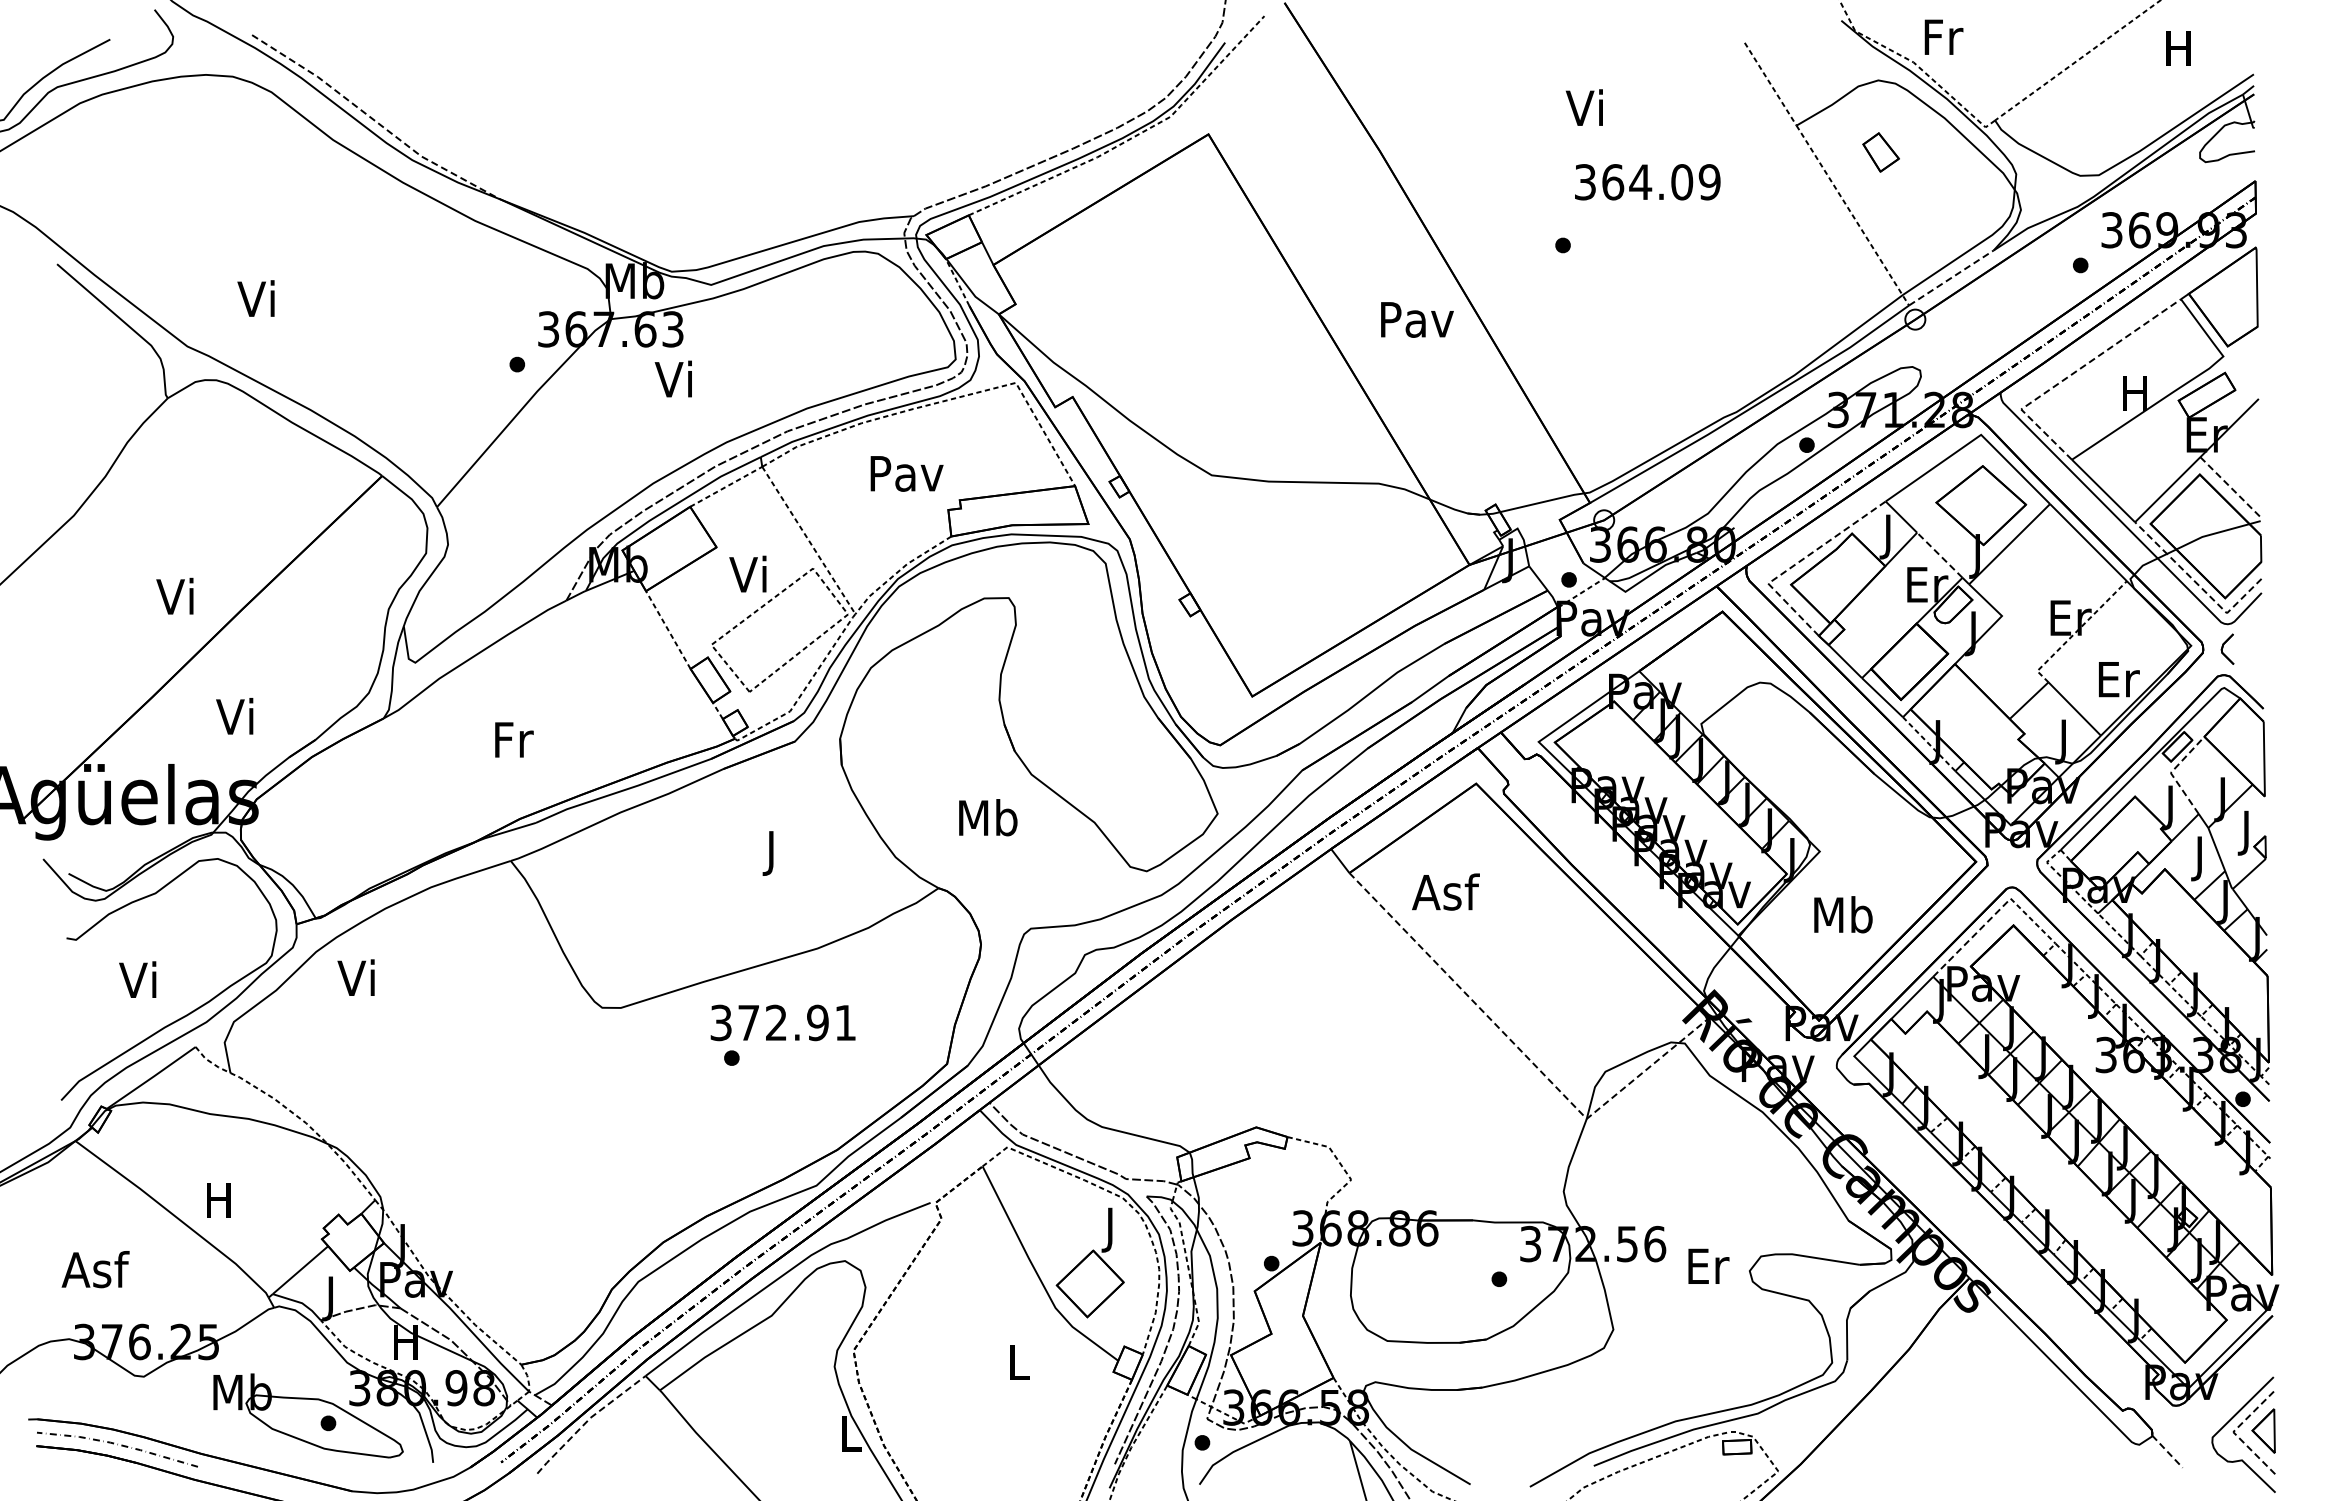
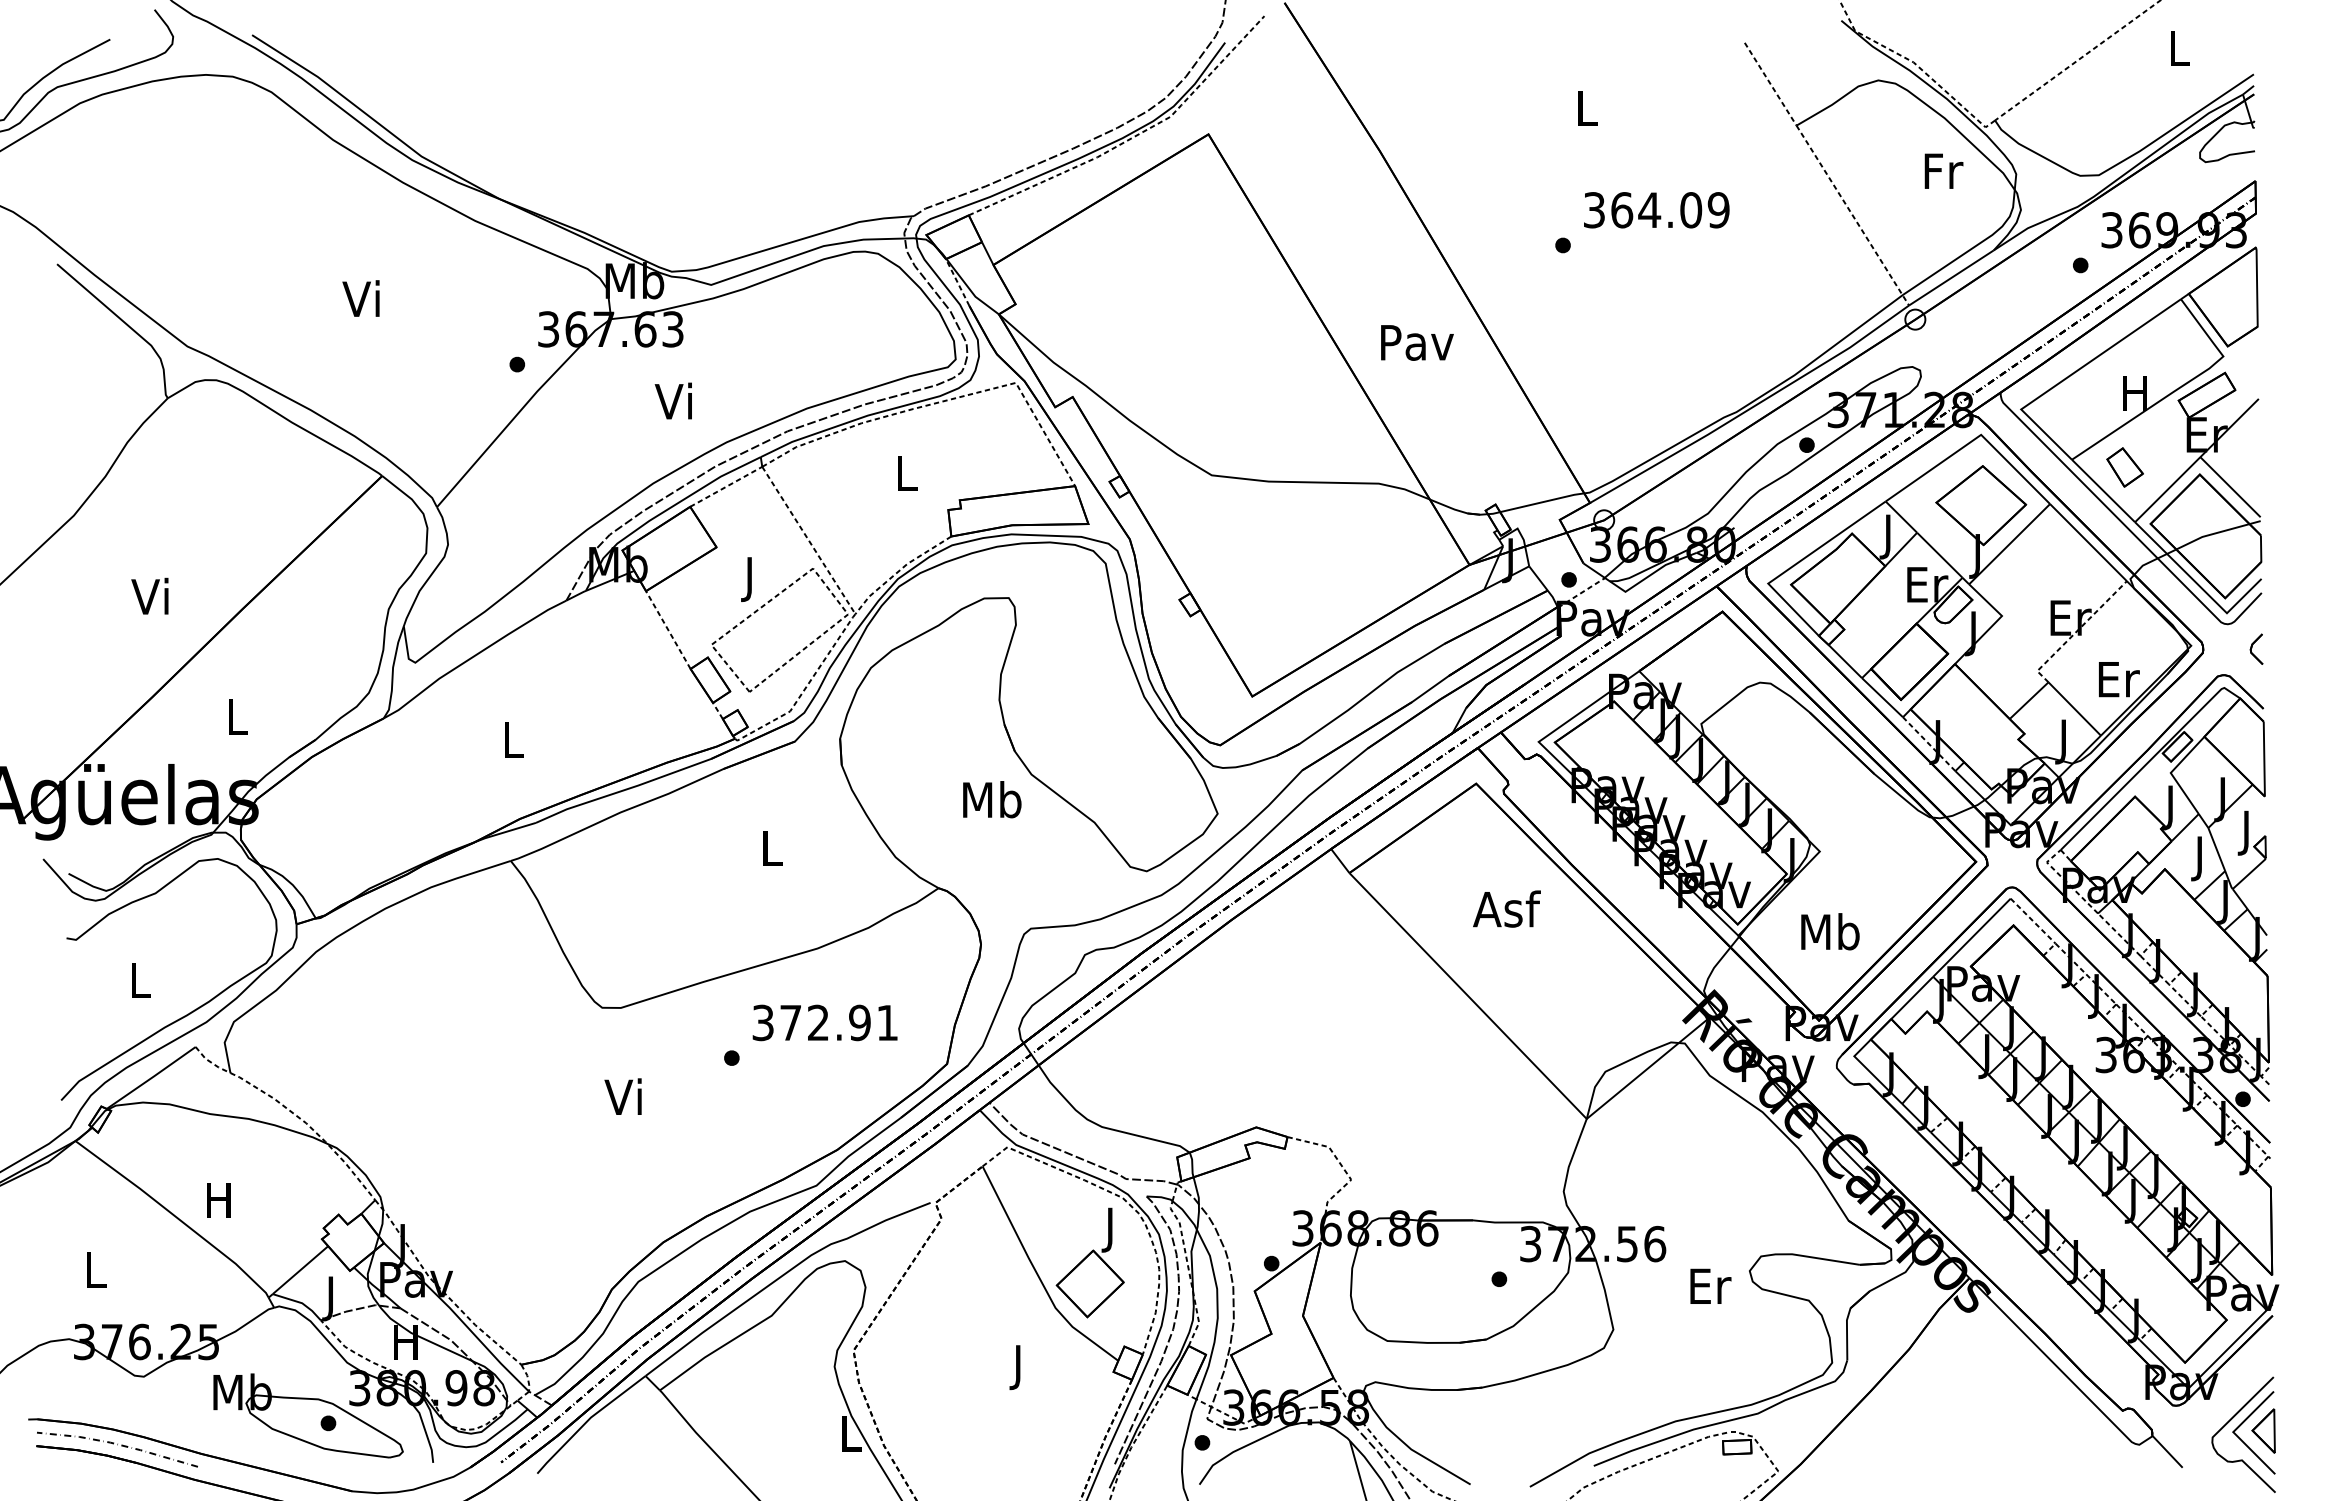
text position: (1943, 36) -> (1943, 170) (1943, 170)
text: H -> L (2178, 48)
text: Vi -> L (1583, 107)
line: dashed -> solid (374, 120)
part position: (1880, 152) -> (2124, 467) (2124, 467)
text position: (1647, 182) -> (1656, 210) (1656, 210)
line: dashed -> solid (1951, 277)
text position: (255, 298) -> (360, 298) (360, 298)
text position: (1417, 319) -> (1417, 342) (1417, 342)
line: dashed -> solid (2071, 374)
text position: (672, 378) -> (672, 400) (672, 400)
text: Pav -> L (906, 473)
line: dashed -> solid (2230, 487)
line: dashed -> solid (1939, 555)
line: dashed -> solid (1796, 563)
text: Vi -> J (747, 578)
line: dashed -> solid (2198, 585)
text position: (174, 595) -> (149, 595) (149, 595)
part position: (2227, 648) -> (2256, 648) (2256, 648)
text: Vi -> L (234, 716)
text: Fr -> L (514, 739)
line: dashed -> solid (2170, 773)
text position: (988, 817) -> (992, 799) (992, 799)
text: J -> L (772, 853)
text position: (1445, 891) -> (1506, 908) (1506, 908)
text position: (1843, 914) -> (1830, 931) (1830, 931)
line: dashed -> solid (1972, 937)
text position: (355, 977) -> (622, 1096) (622, 1096)
text: Vi -> L (137, 979)
text position: (782, 1022) -> (824, 1022) (824, 1022)
line: dashed -> solid (1524, 1054)
text position: (1708, 1265) -> (1710, 1285) (1710, 1285)
text: Asf -> L (95, 1269)
text: L -> J (1019, 1367)
line: dashed -> solid (587, 1421)
line: dashed -> solid (2233, 1432)
line: dashed -> solid (2167, 1452)
